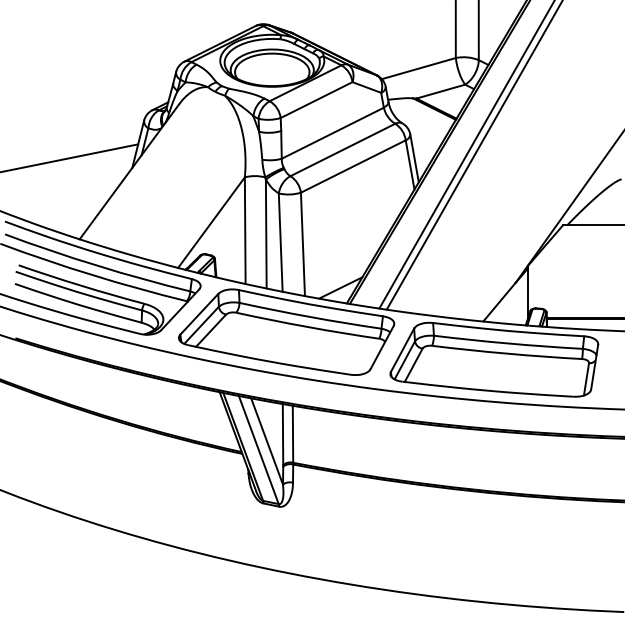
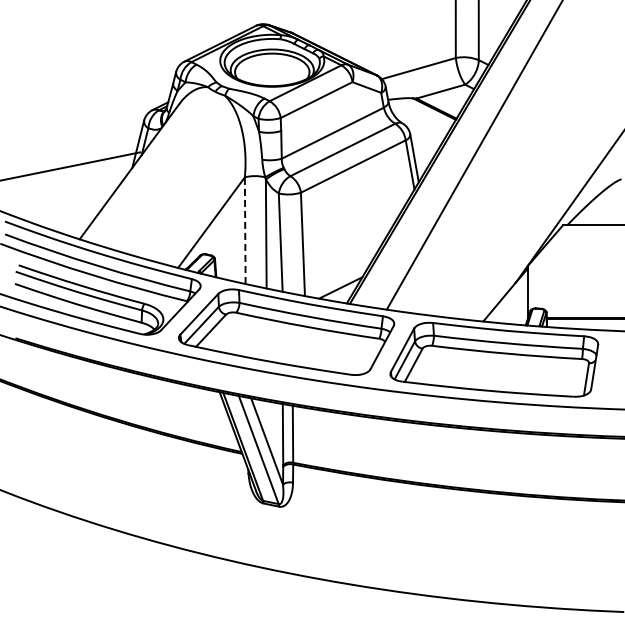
line: present -> none (466, 155)
line position: (70, 157) -> (71, 166) (71, 166)
line: solid -> dashed (245, 230)
